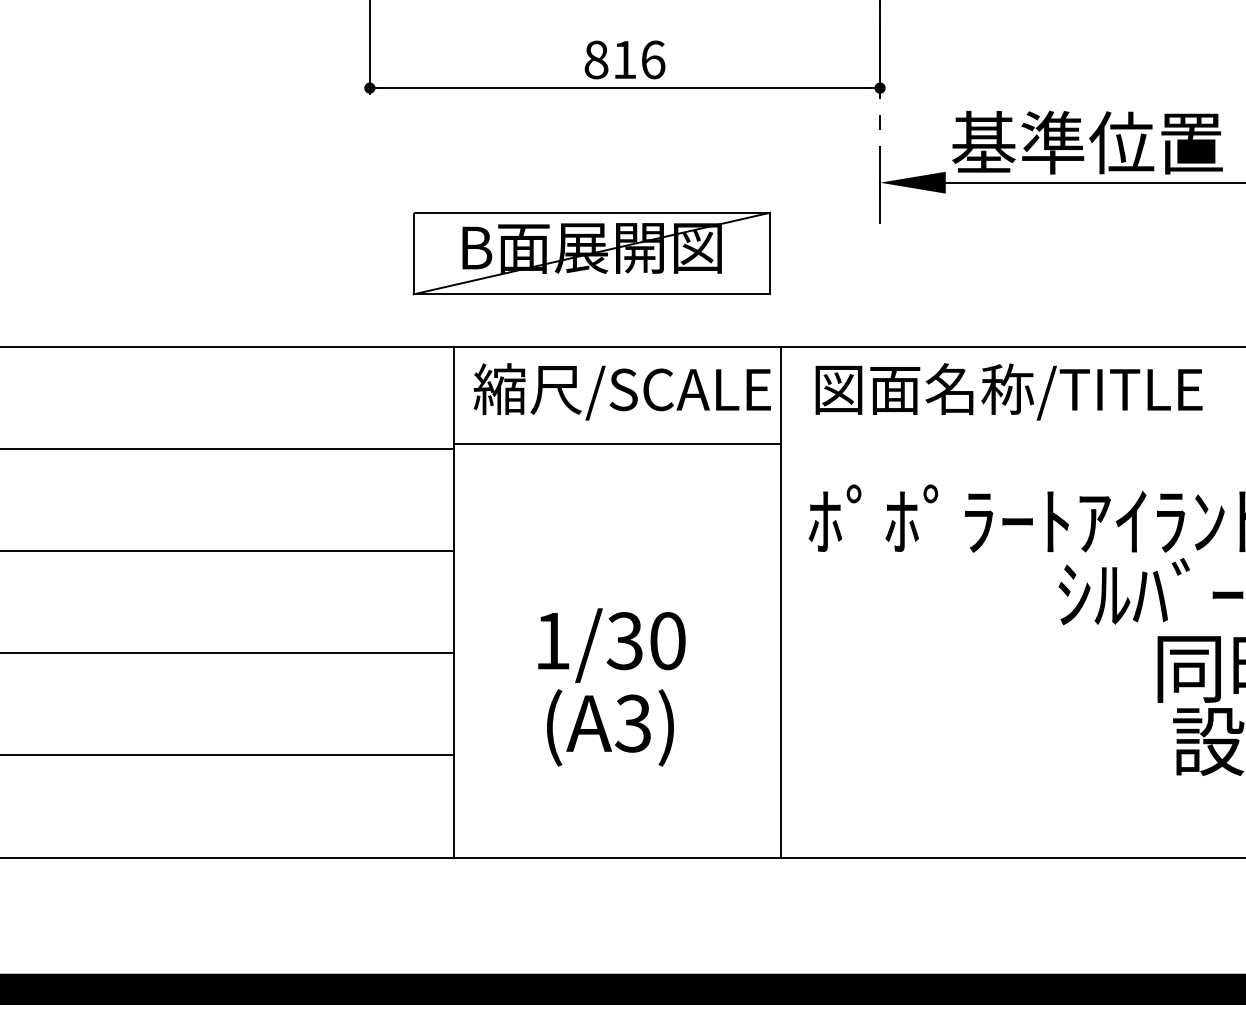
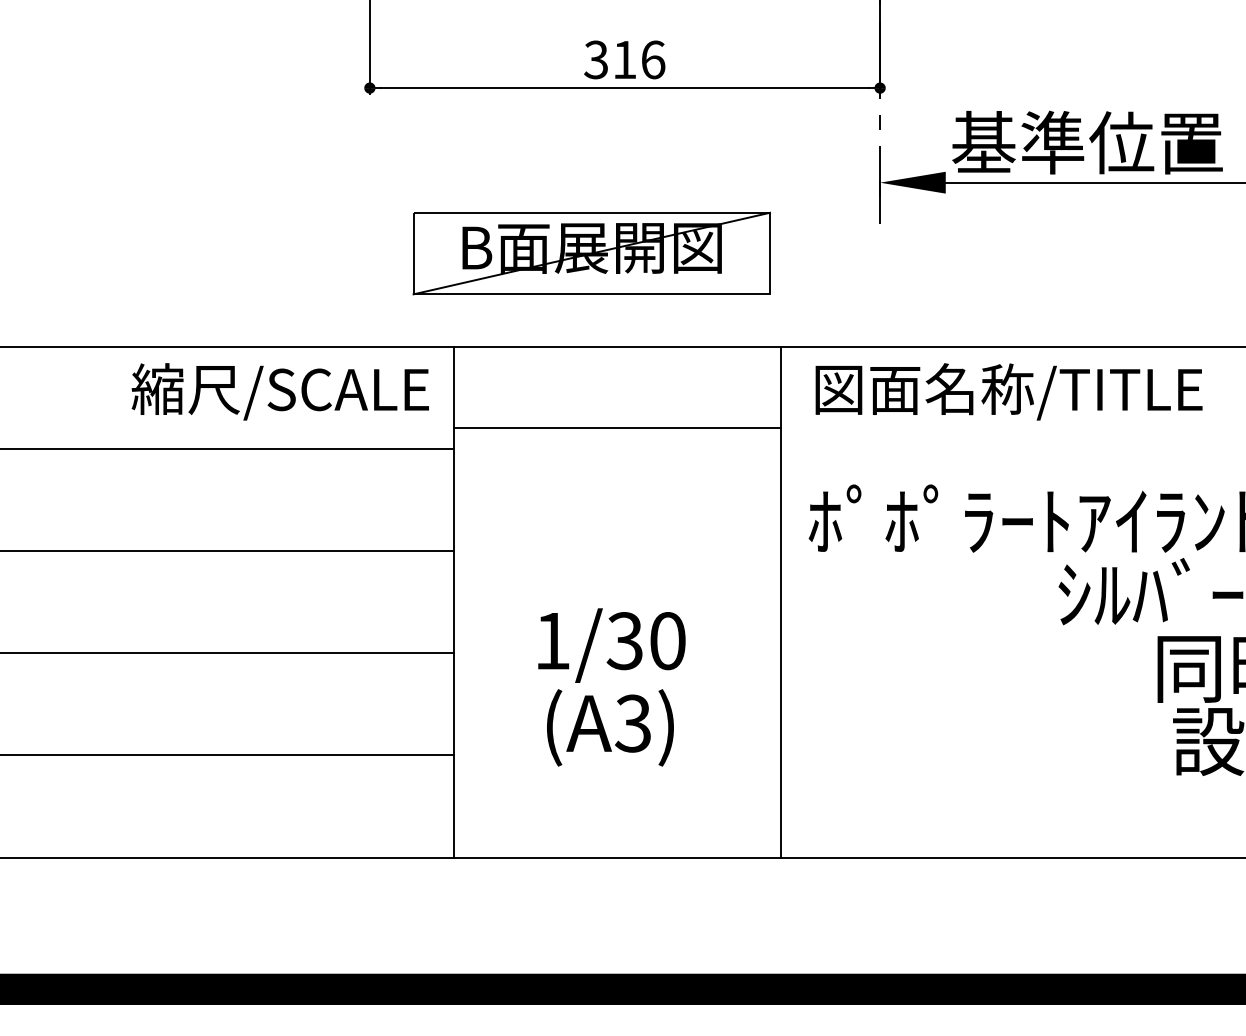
text: 816 -> 316 (596, 59)
text position: (621, 391) -> (279, 391) (279, 391)
line position: (617, 443) -> (617, 427) (617, 427)
